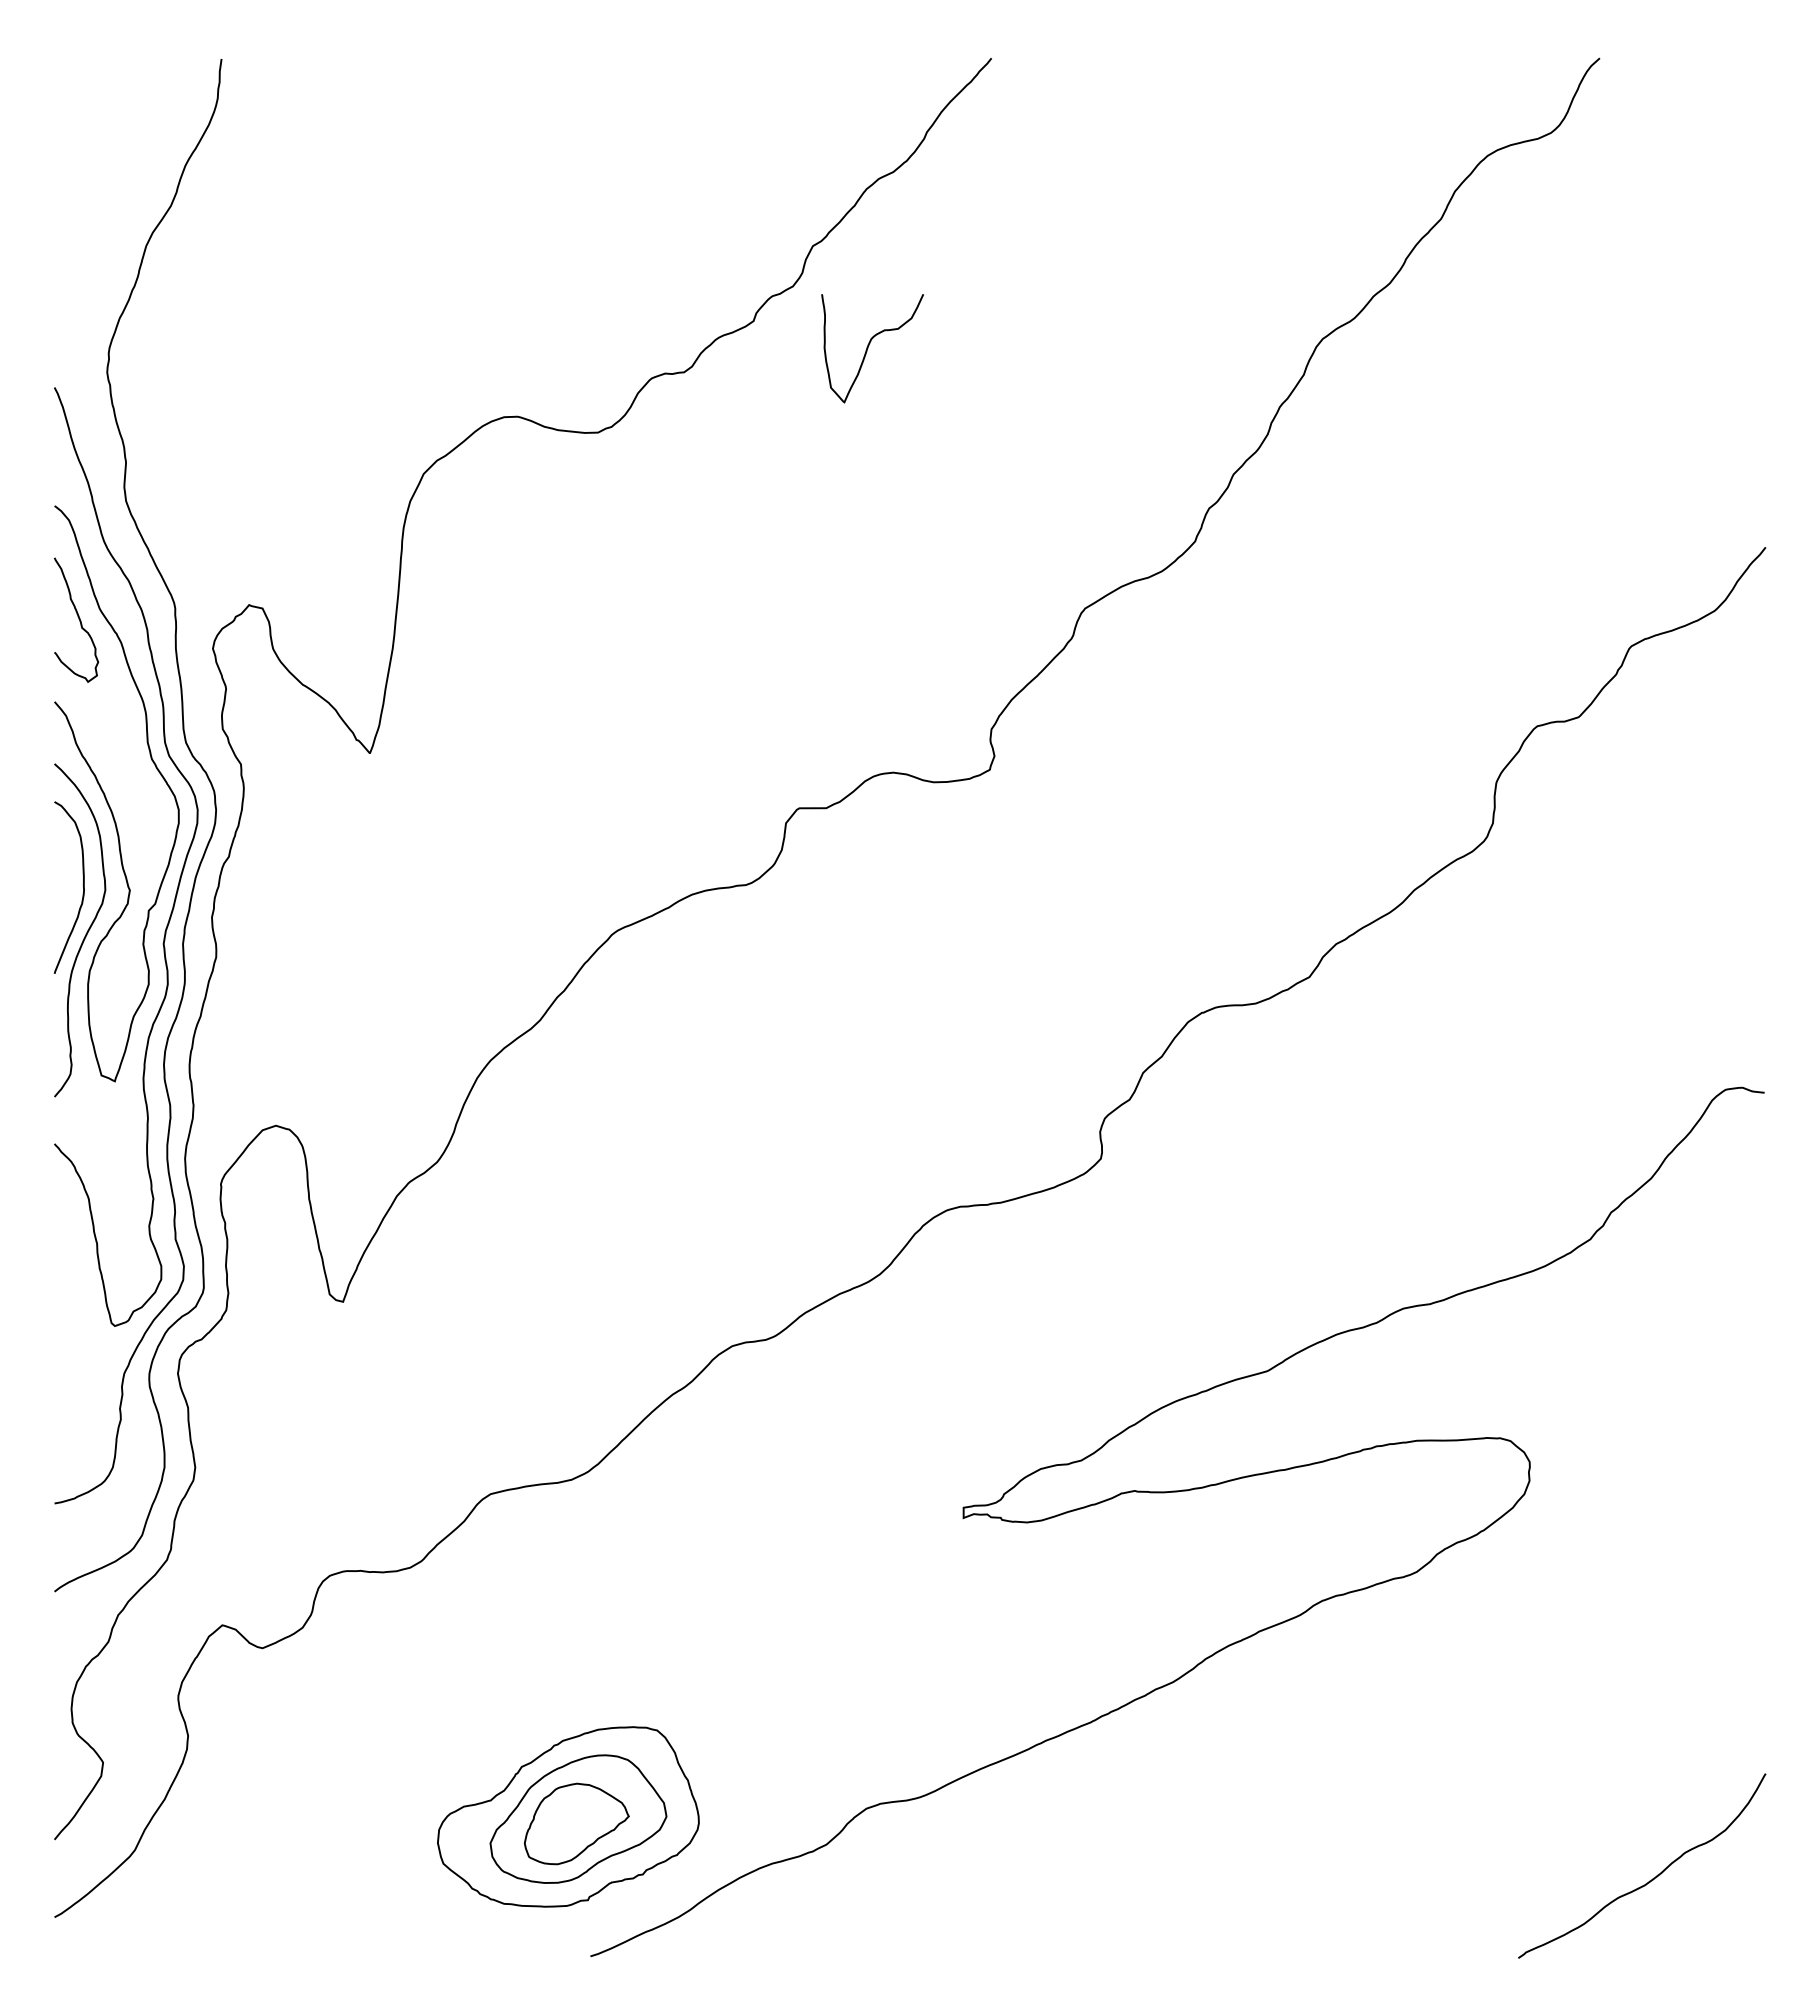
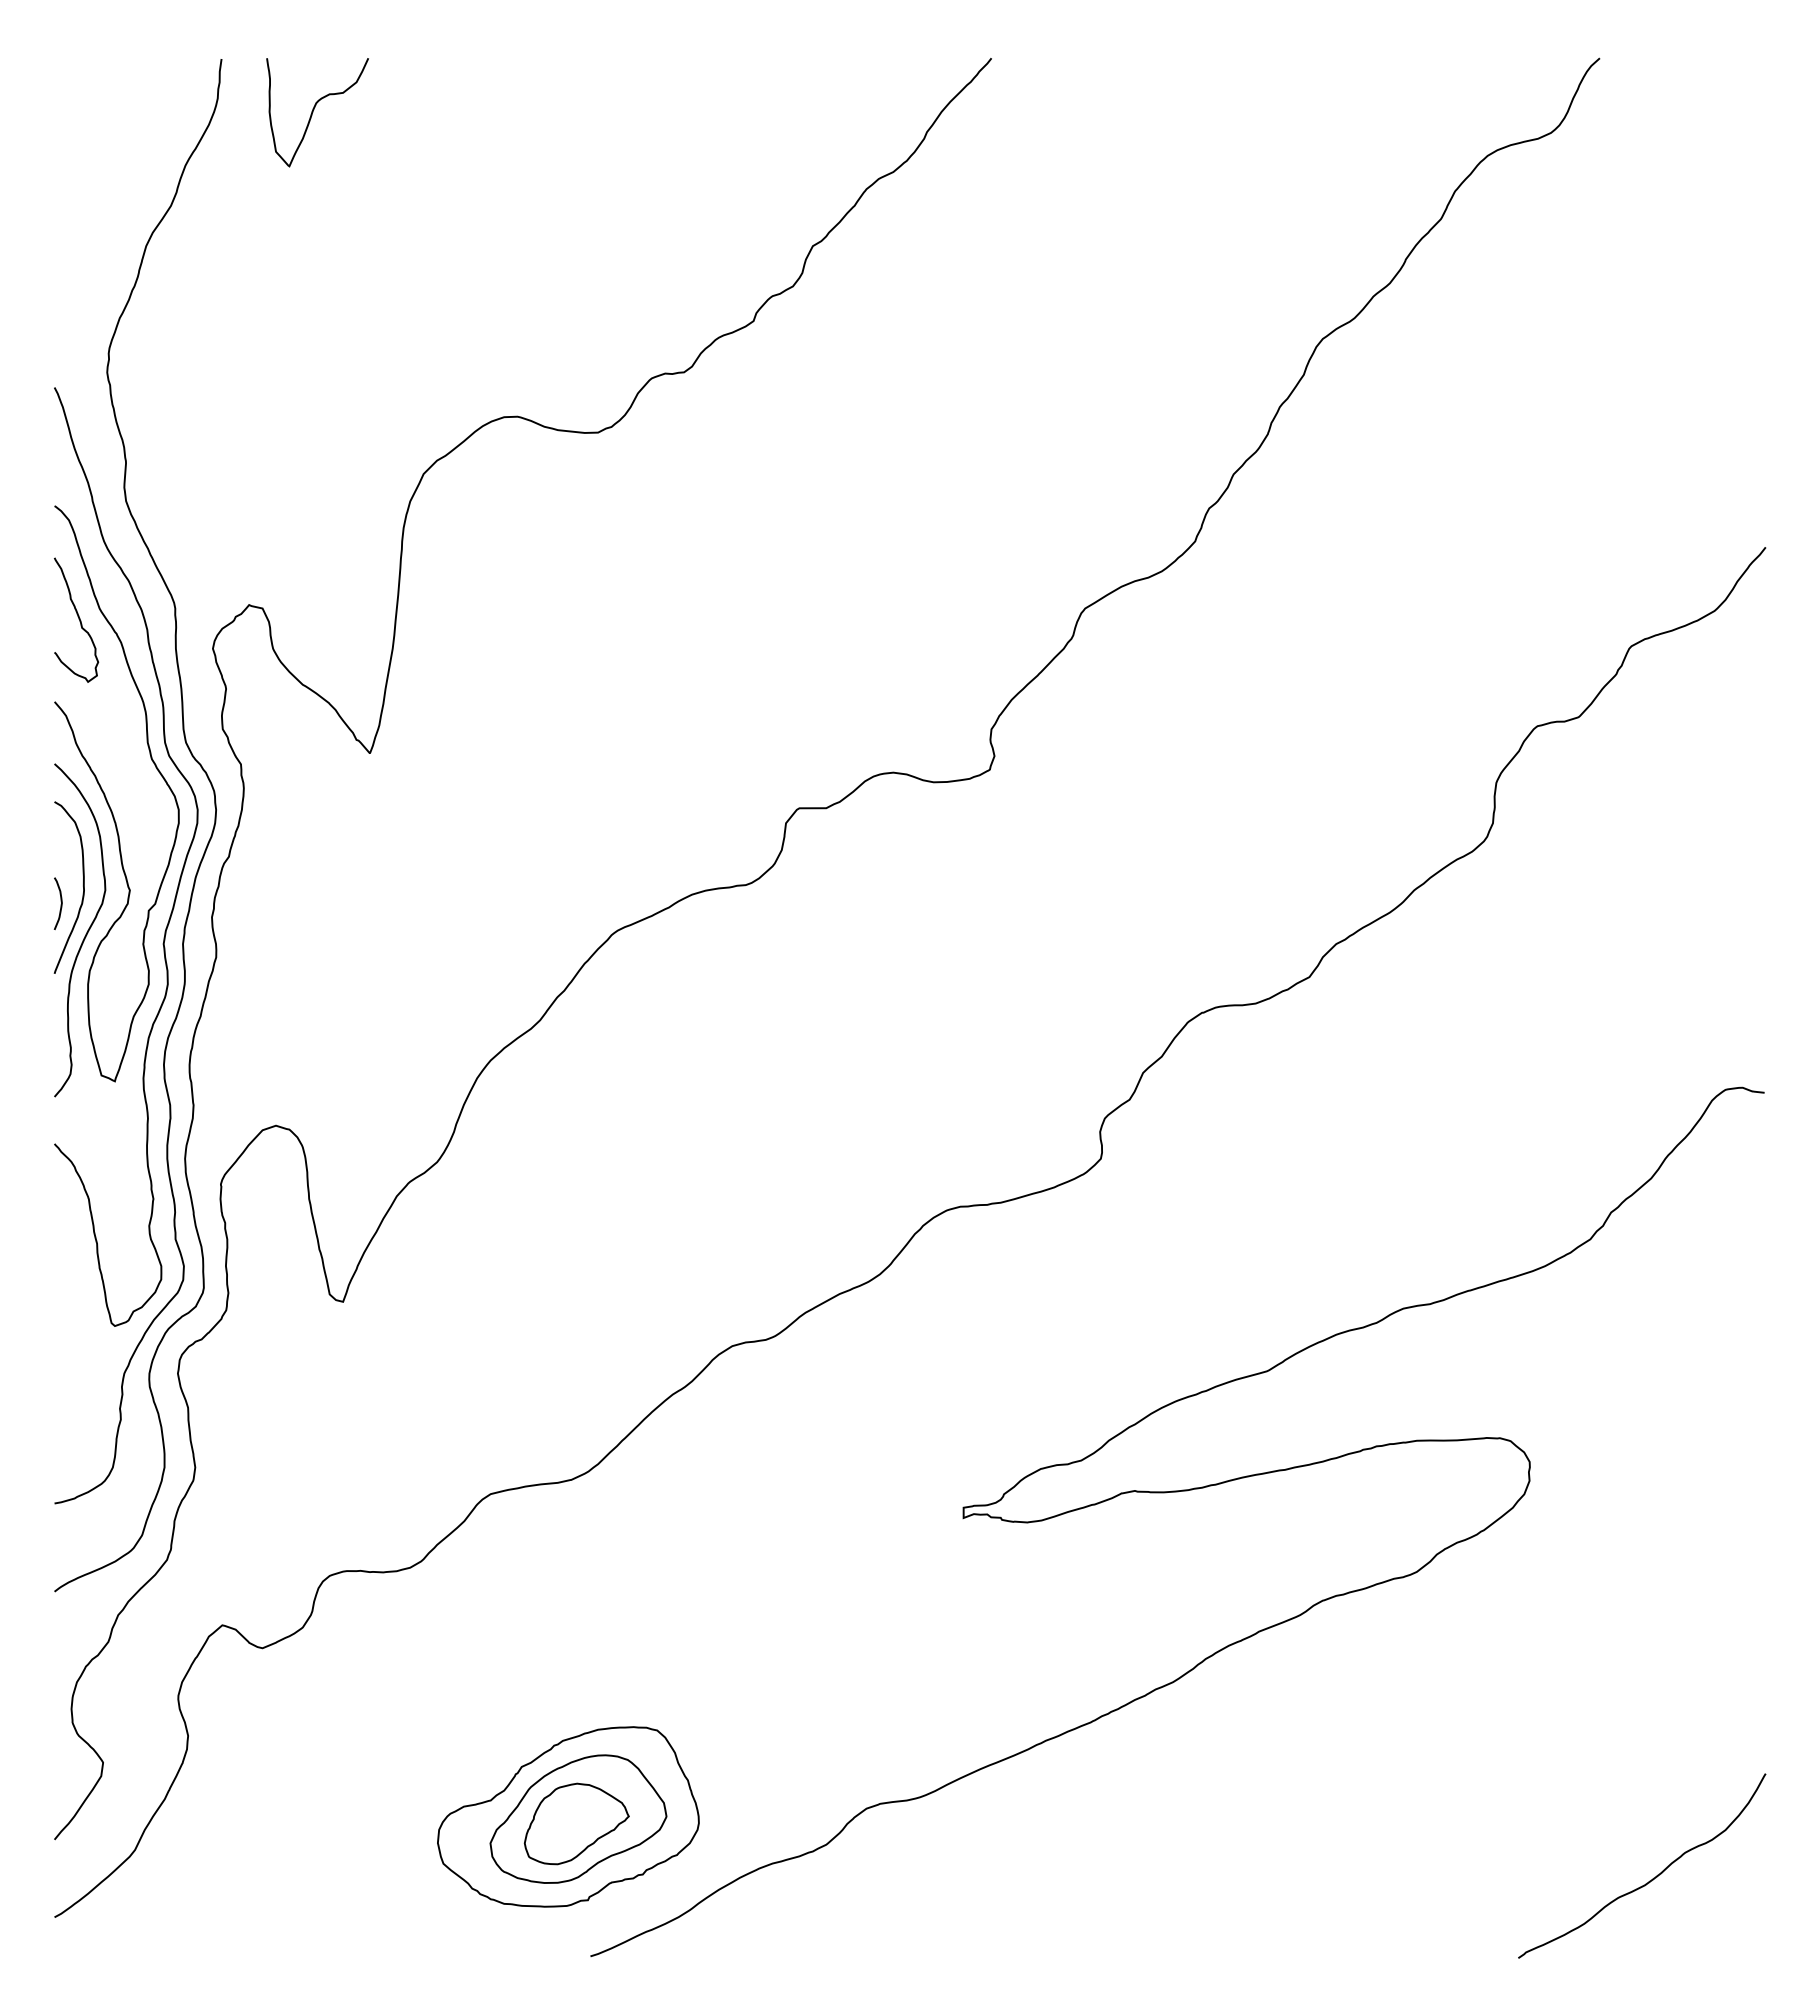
curve position: (868, 348) -> (313, 112) (313, 112)
curve: none -> present (60, 904)
